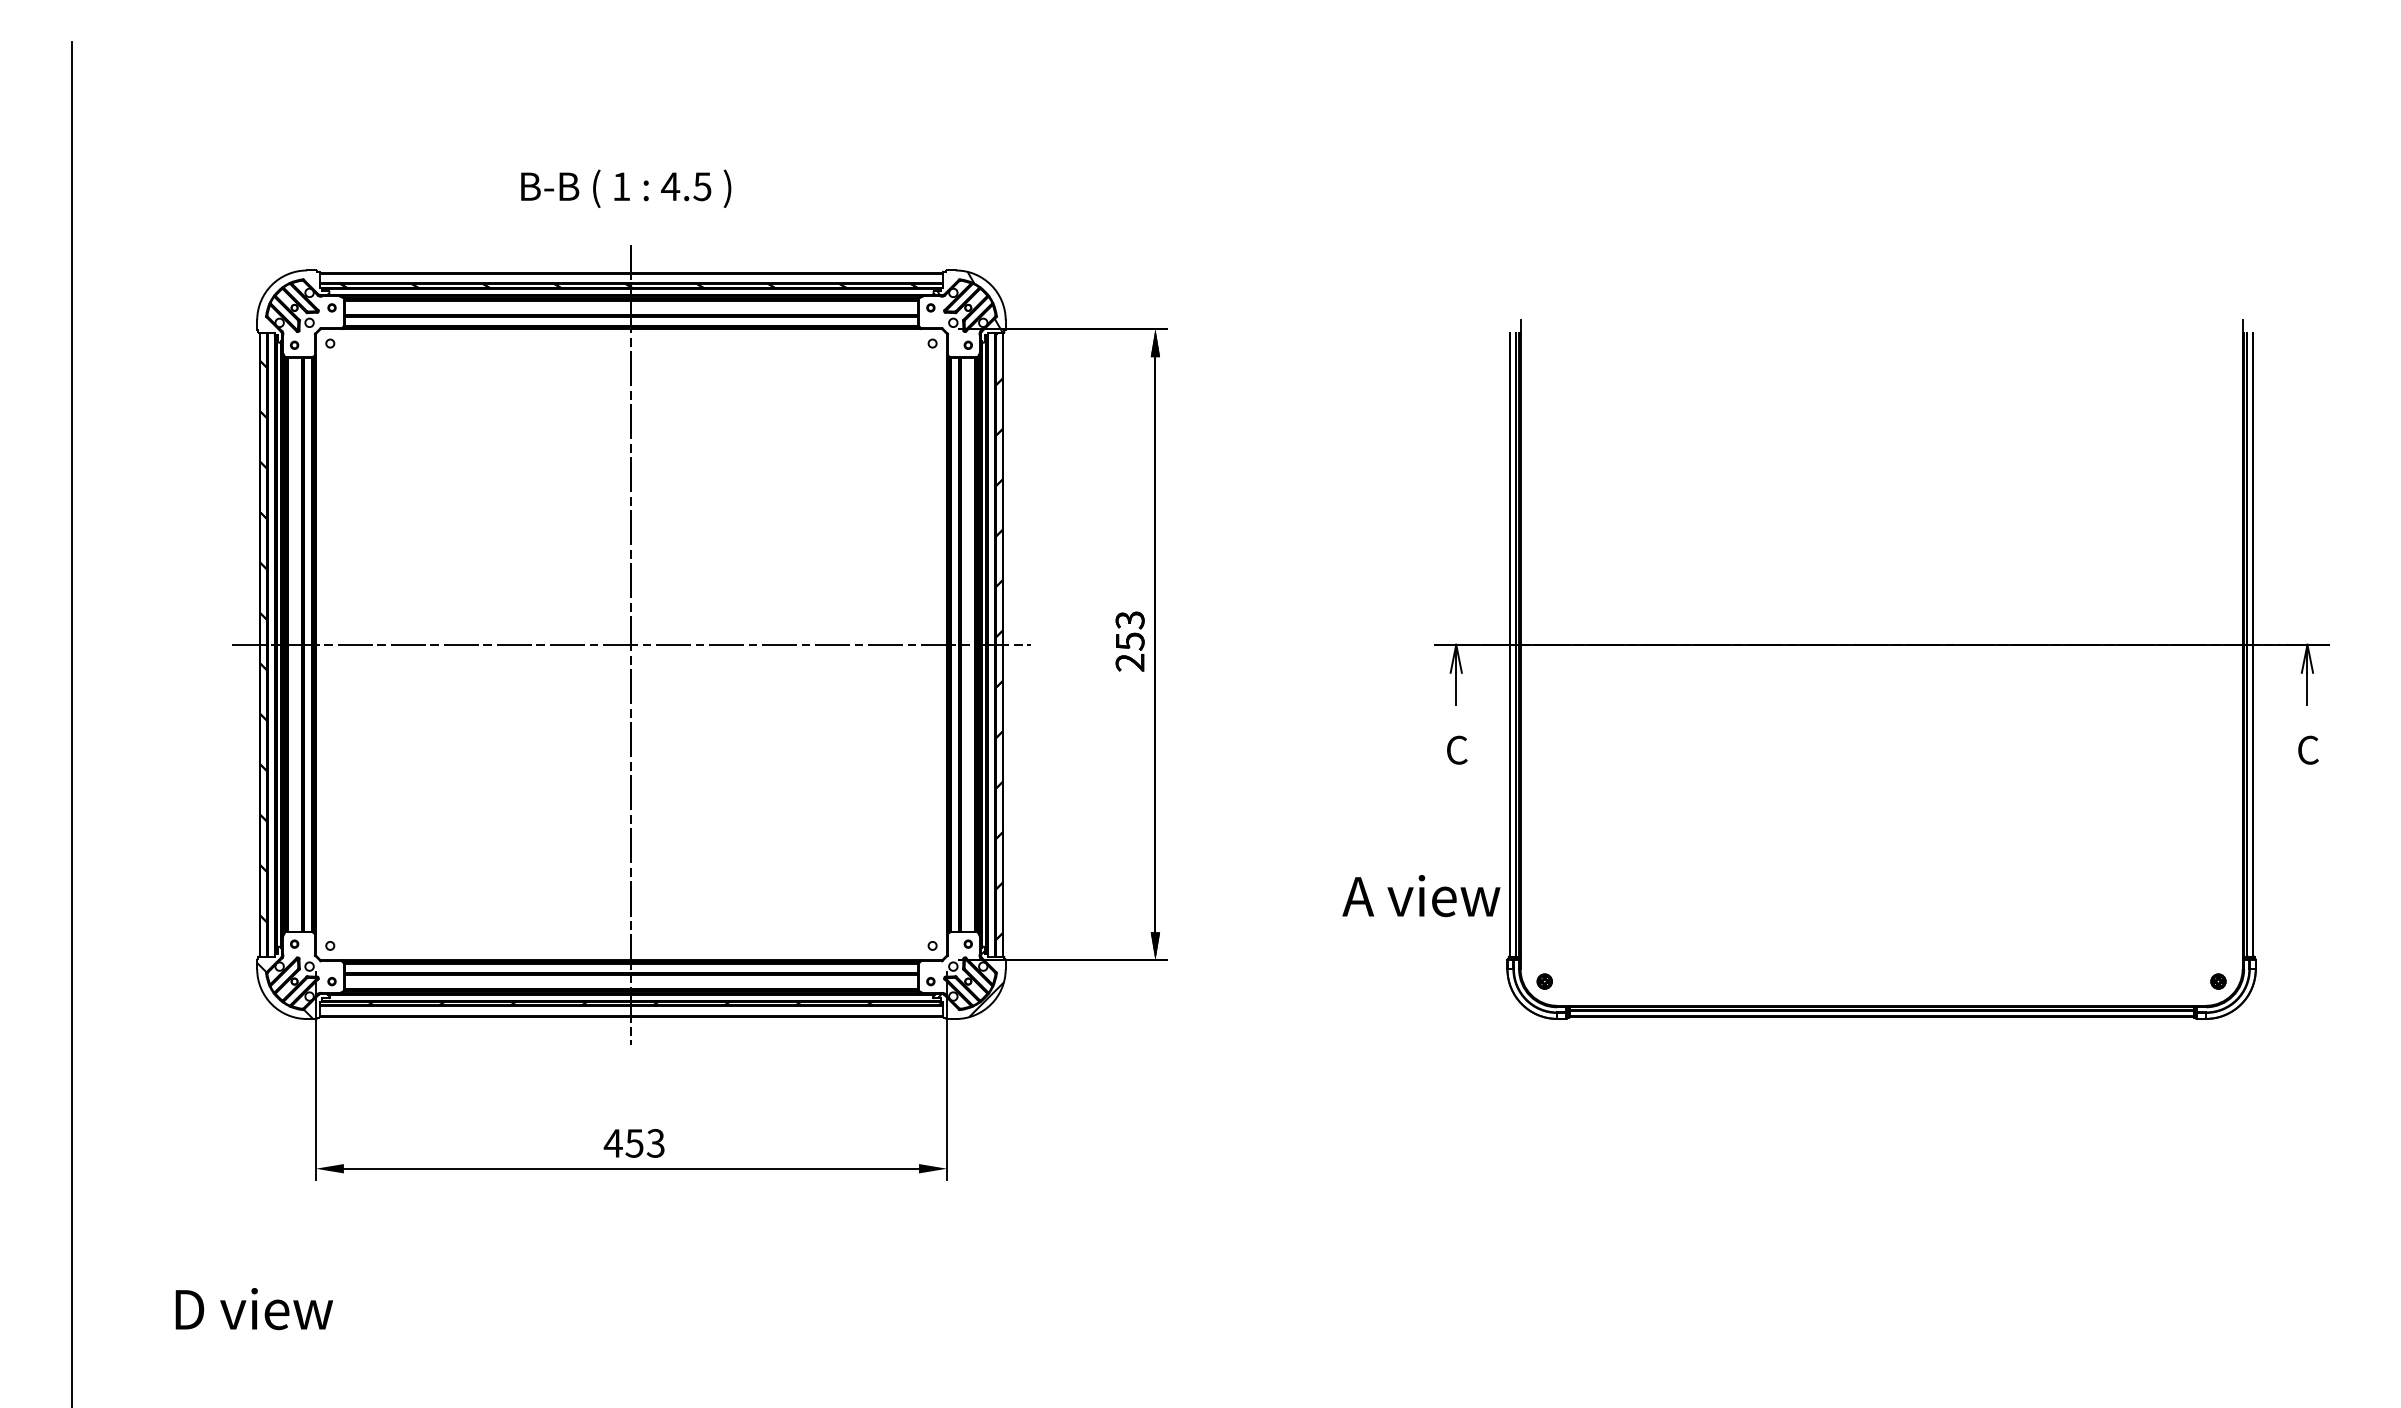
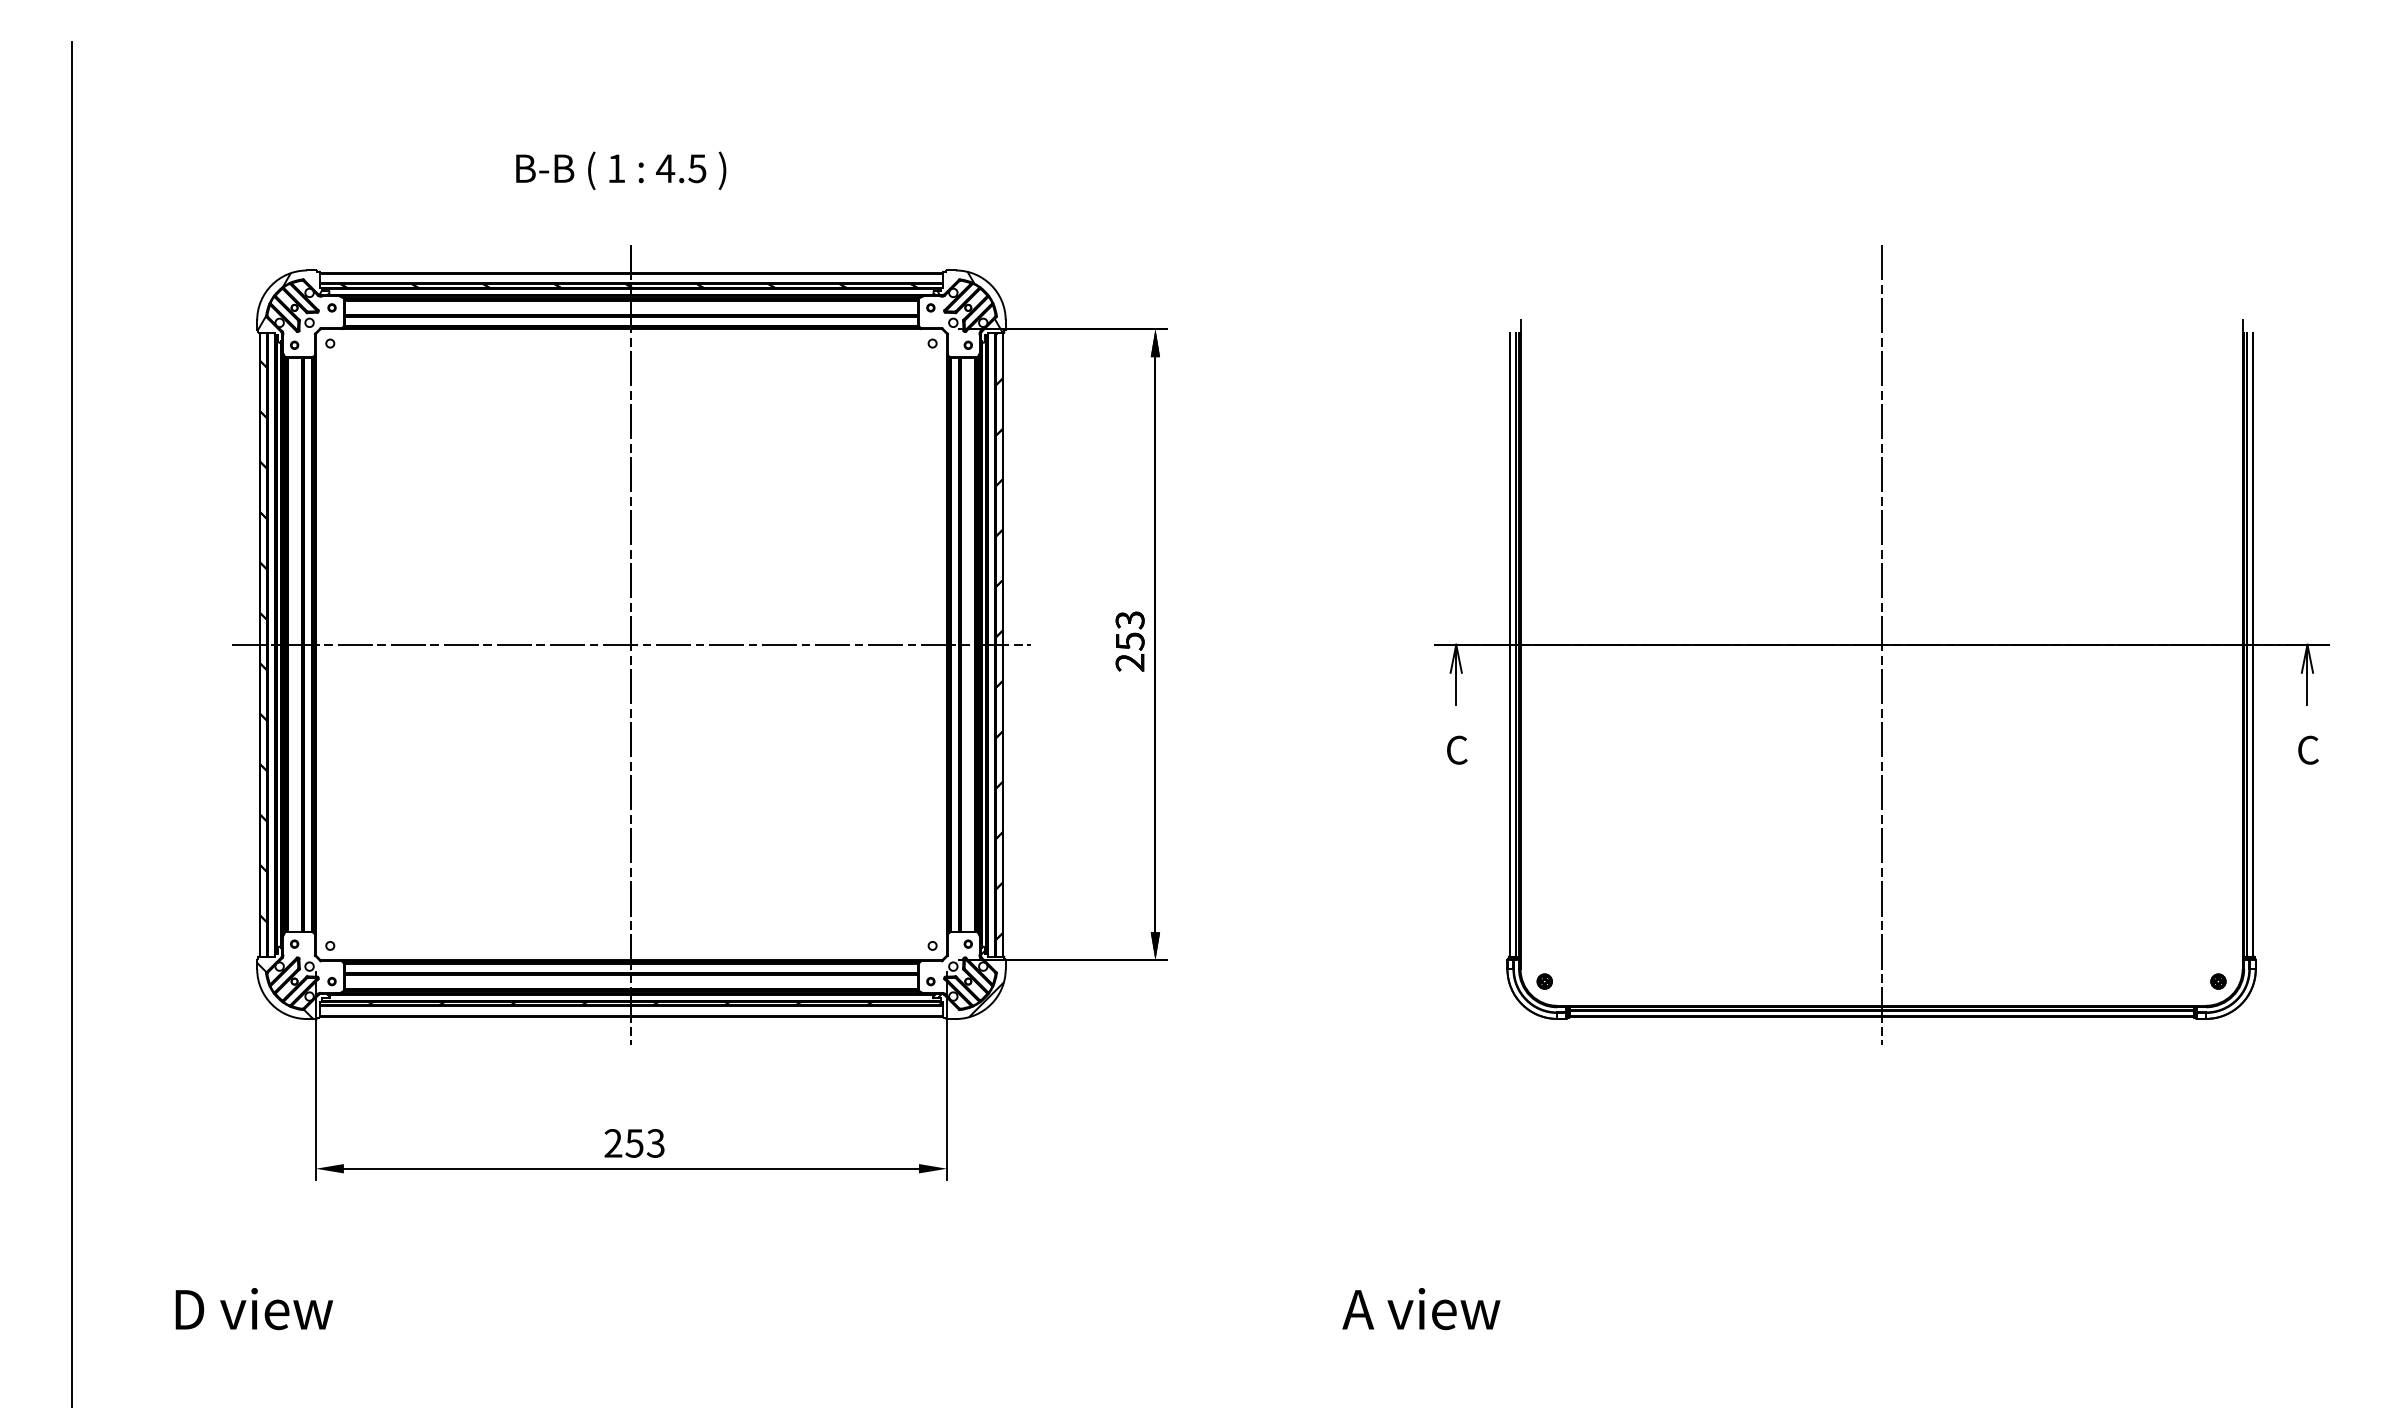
text position: (626, 188) -> (621, 170) (621, 170)
hatch: none -> present (289, 301)
line: none -> present (1881, 644)
text position: (1421, 896) -> (1421, 1309) (1421, 1309)
text: 453 -> 253 (612, 1143)
